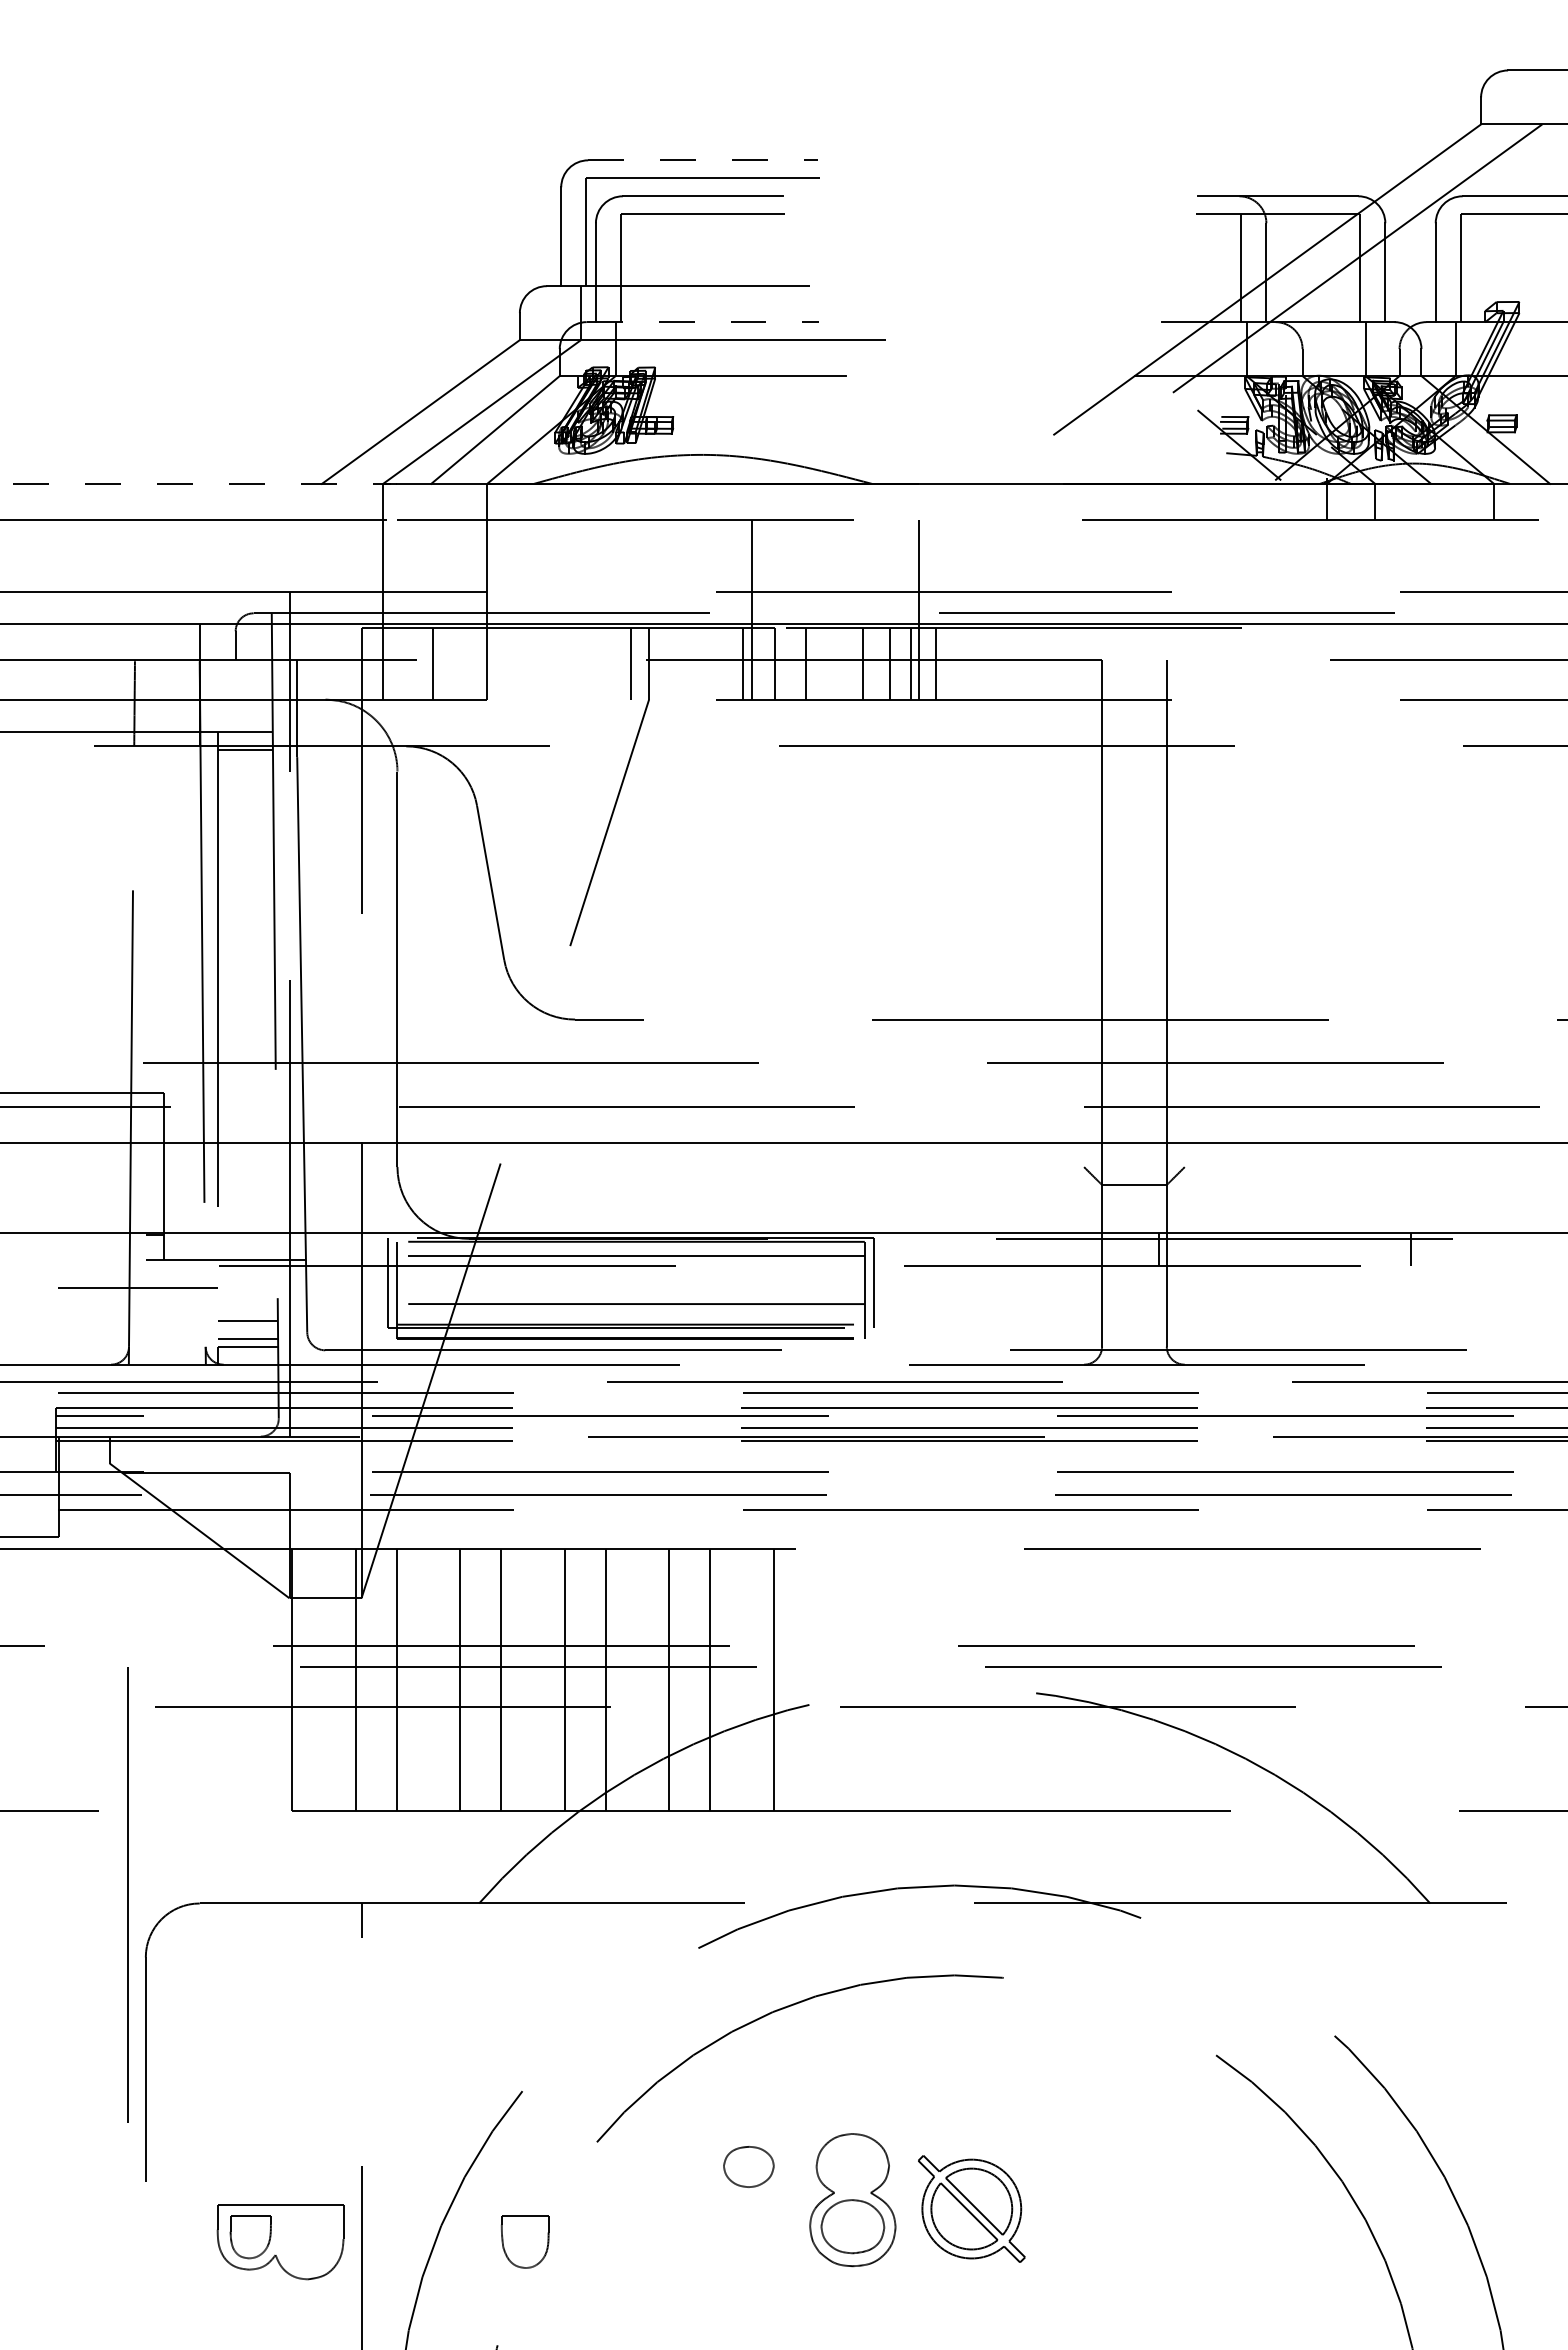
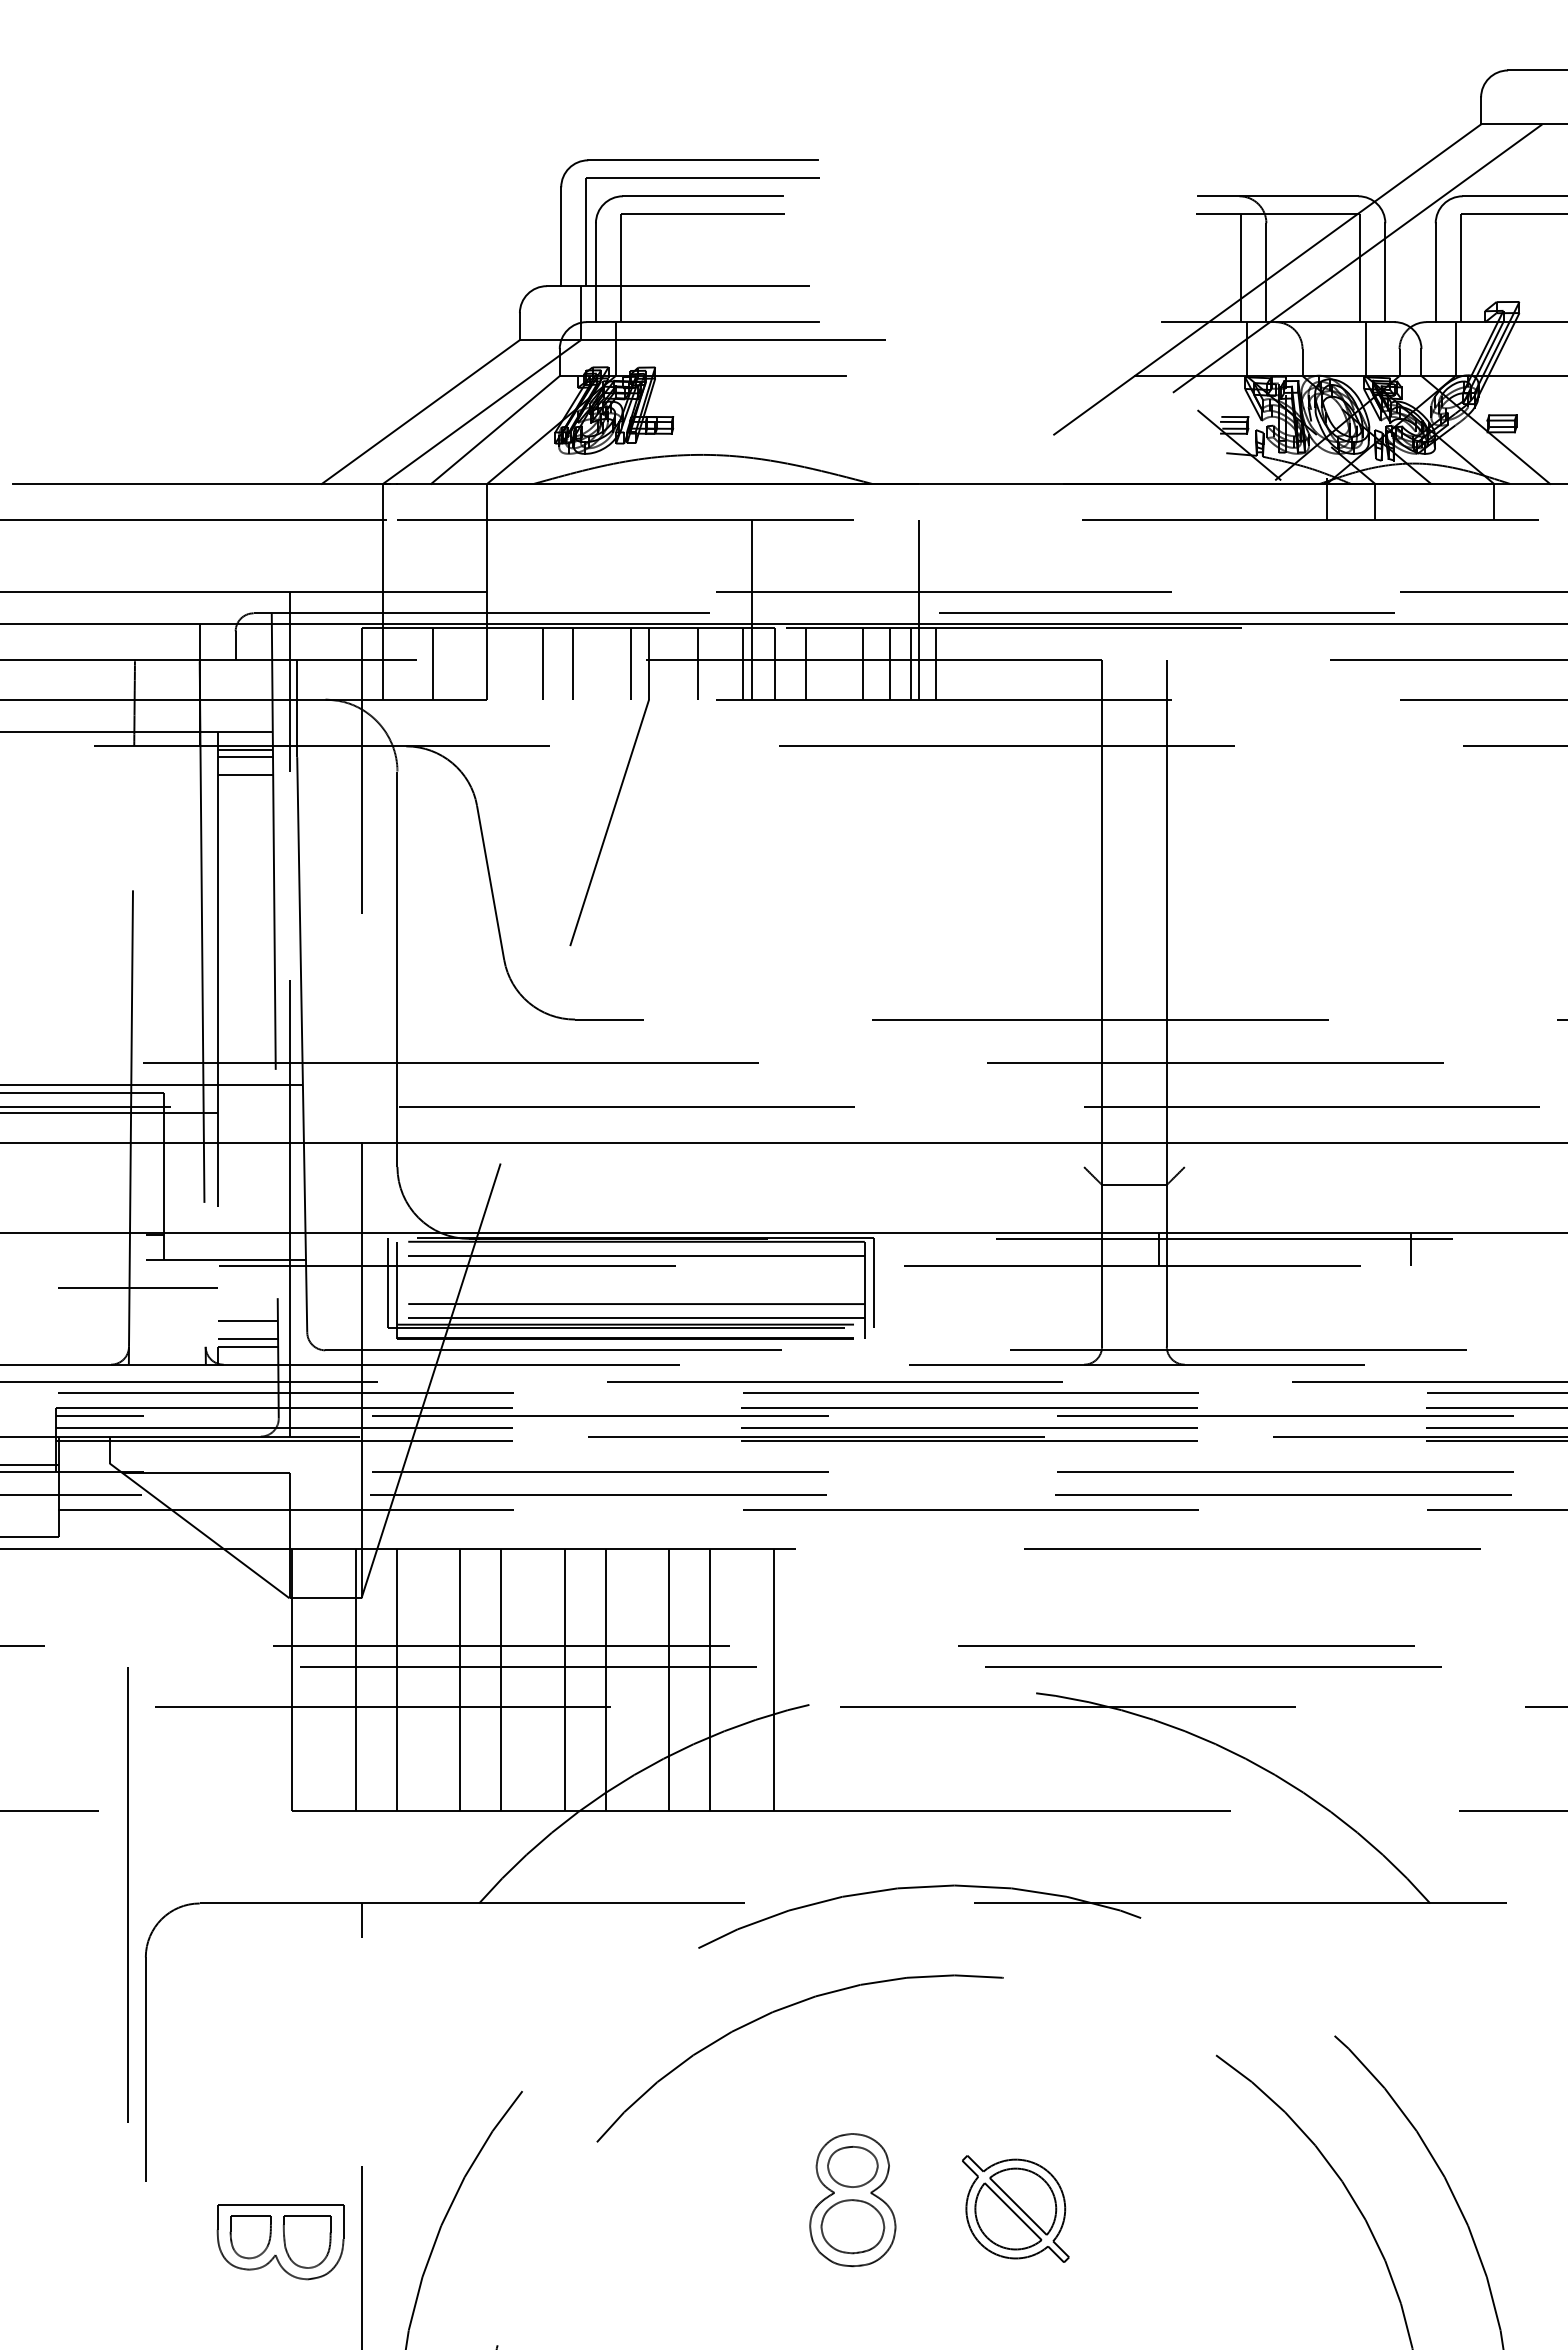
line: dashed -> solid (703, 160)
line: dashed -> solid (703, 322)
line: dashed -> solid (205, 483)
line: none -> present (543, 663)
line: none -> present (572, 663)
line: none -> present (697, 663)
line: none -> present (245, 757)
line: none -> present (245, 775)
line: none -> present (152, 1085)
line: none -> present (109, 1113)
line: none -> present (630, 1317)
line: none -> present (30, 1465)
part position: (748, 2166) -> (852, 2166) (852, 2166)
part position: (971, 2208) -> (1015, 2208) (1015, 2208)
part position: (524, 2241) -> (306, 2241) (306, 2241)
